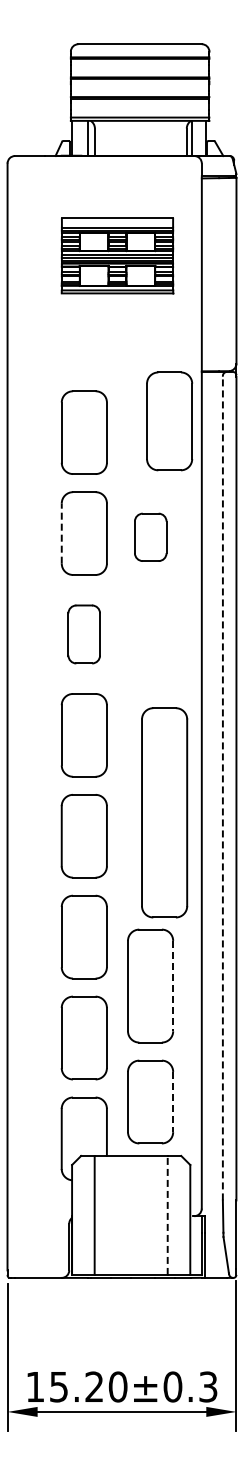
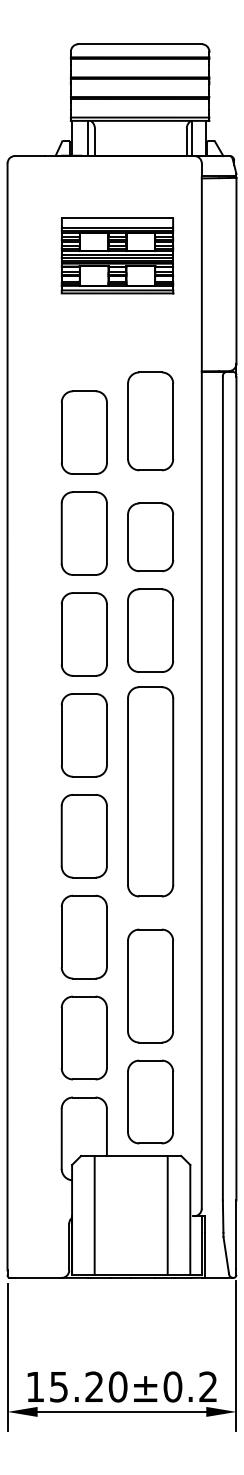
part position: (169, 421) -> (150, 421) (150, 421)
line: dashed -> solid (61, 533)
part size: 34x50 px -> 48x71 px (150, 537)
part: none -> present (150, 630)
part size: 34x61 px -> 48x85 px (83, 634)
line: dashed -> solid (222, 788)
part position: (164, 812) -> (150, 791) (150, 791)
line: dashed -> solid (173, 986)
line: dashed -> solid (173, 1102)
line: dashed -> solid (167, 1214)
text: 15.20±0.3 -> 15.20±0.2 (208, 1386)
